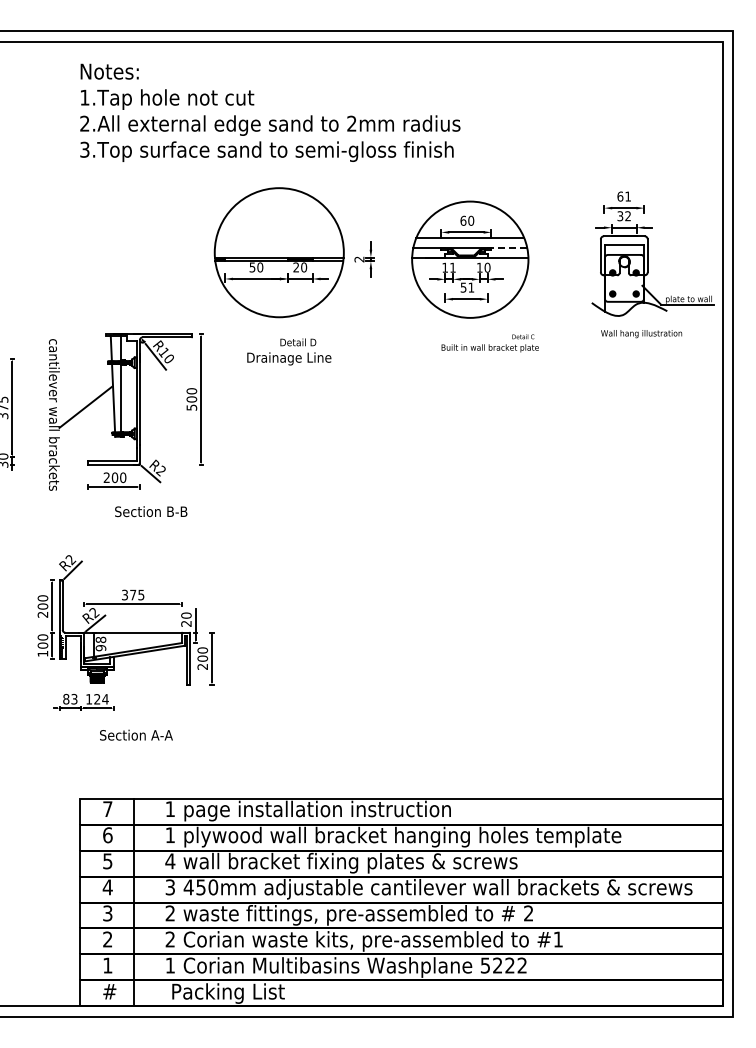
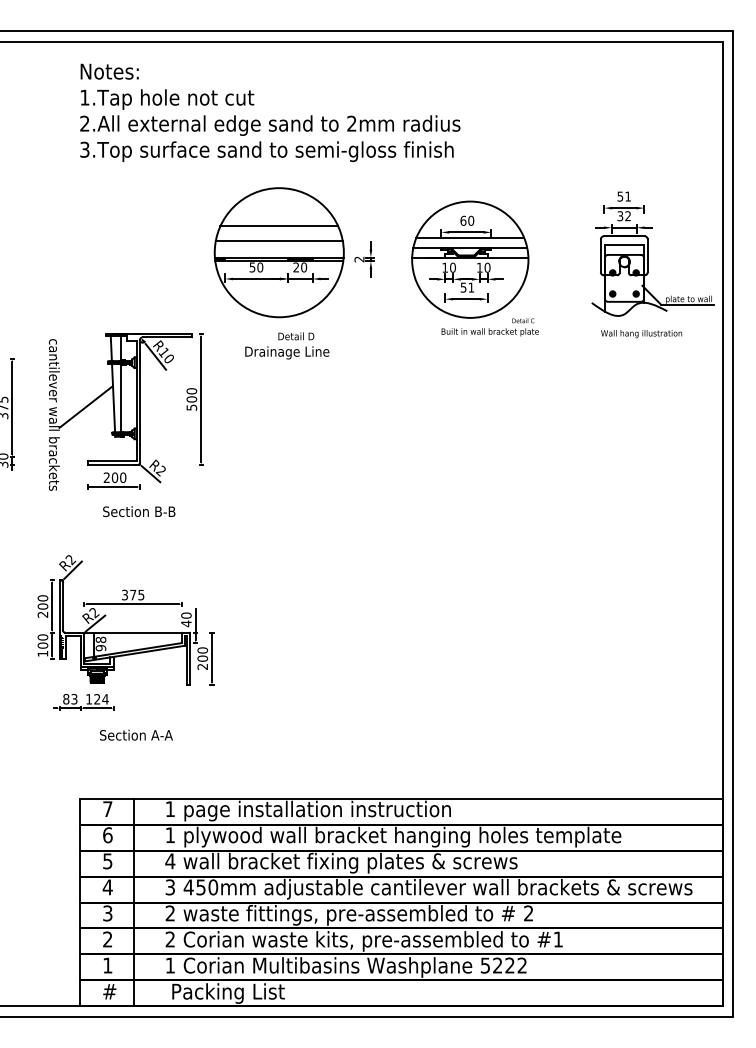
text: 61 -> 51 (620, 196)
line: none -> present (279, 226)
line: none -> present (278, 241)
line: dashed -> solid (509, 248)
text: 11 -> 10 (452, 267)
text position: (489, 343) -> (489, 327) (489, 327)
text position: (289, 351) -> (287, 345) (287, 345)
text position: (151, 511) -> (139, 511) (139, 511)
text: 20 -> 40 (186, 623)
